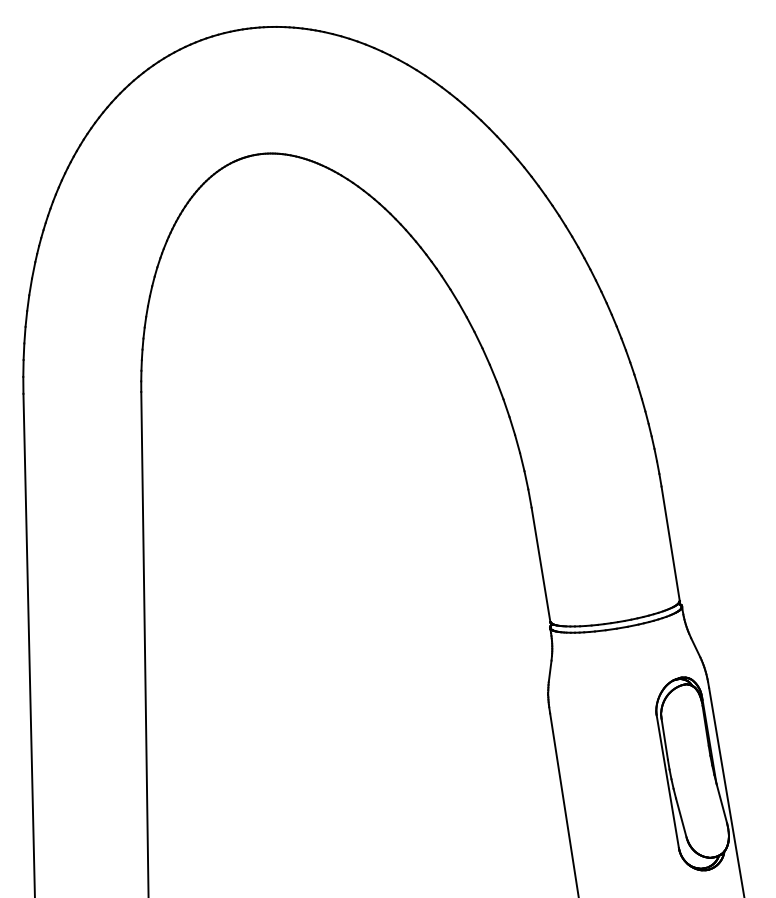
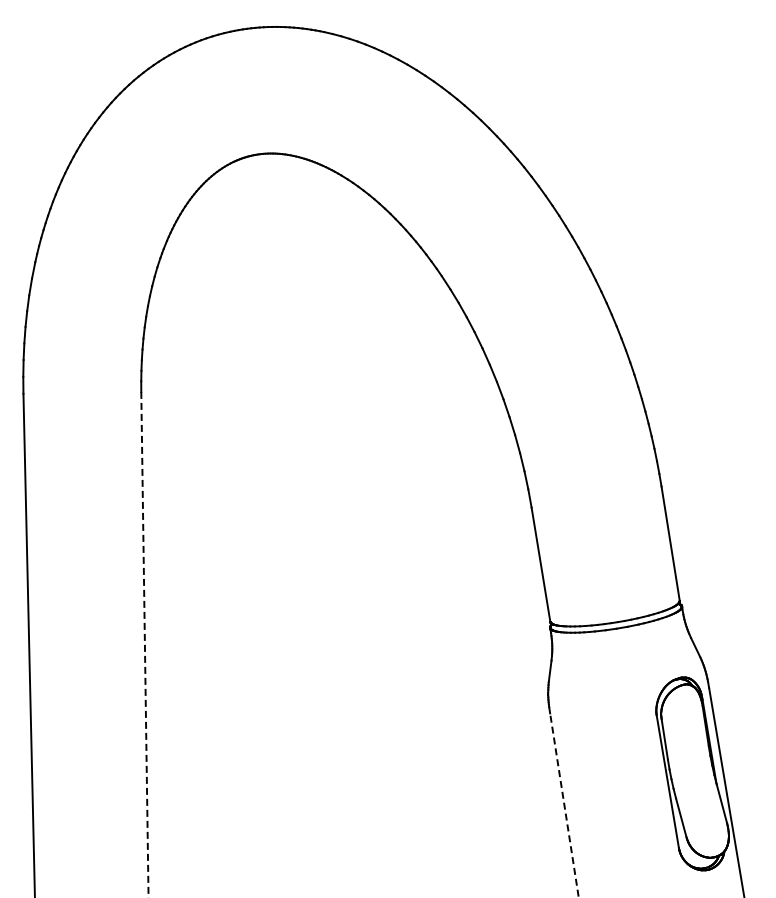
line: solid -> dashed (144, 644)
line: solid -> dashed (564, 805)
